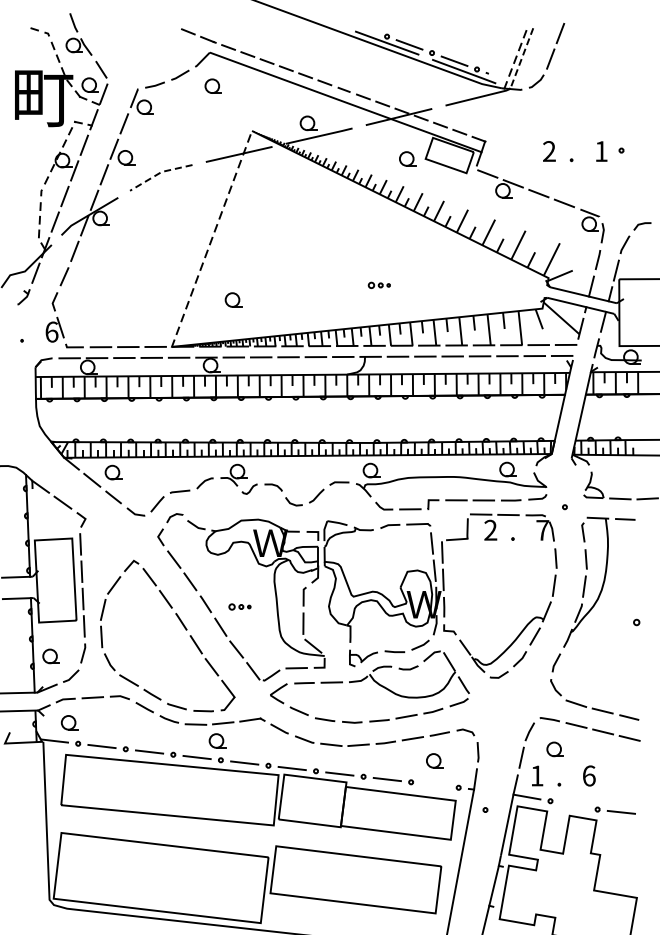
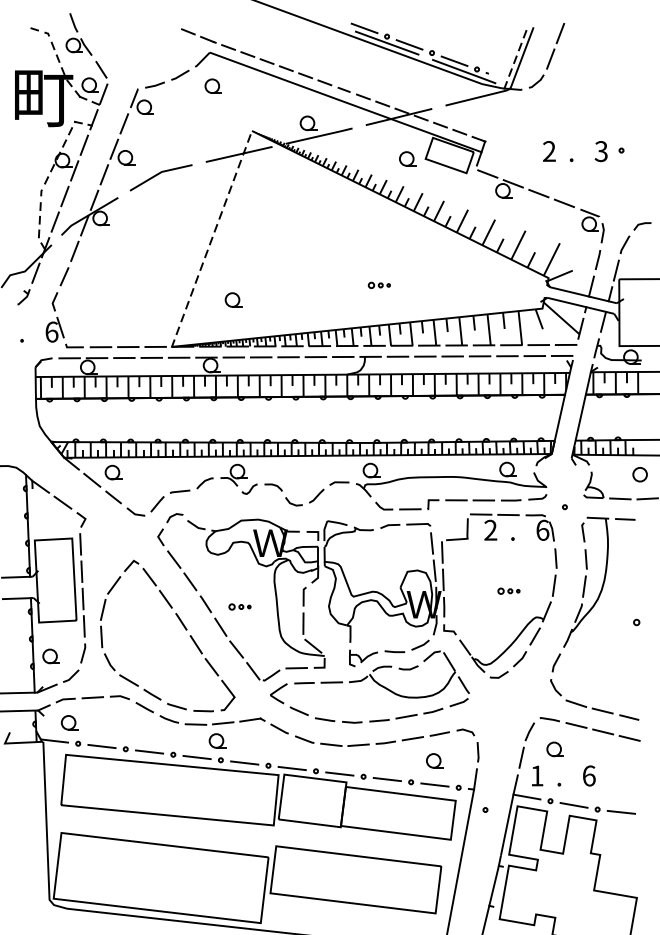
line: none -> present (364, 28)
line: dashed -> solid (521, 59)
text: 1 -> 3 (600, 151)
line: dashed -> solid (160, 172)
circle: none -> present (639, 474)
text: 7 -> 6 (542, 529)
part: none -> present (508, 590)
line: none -> present (434, 784)
line: none -> present (573, 805)
